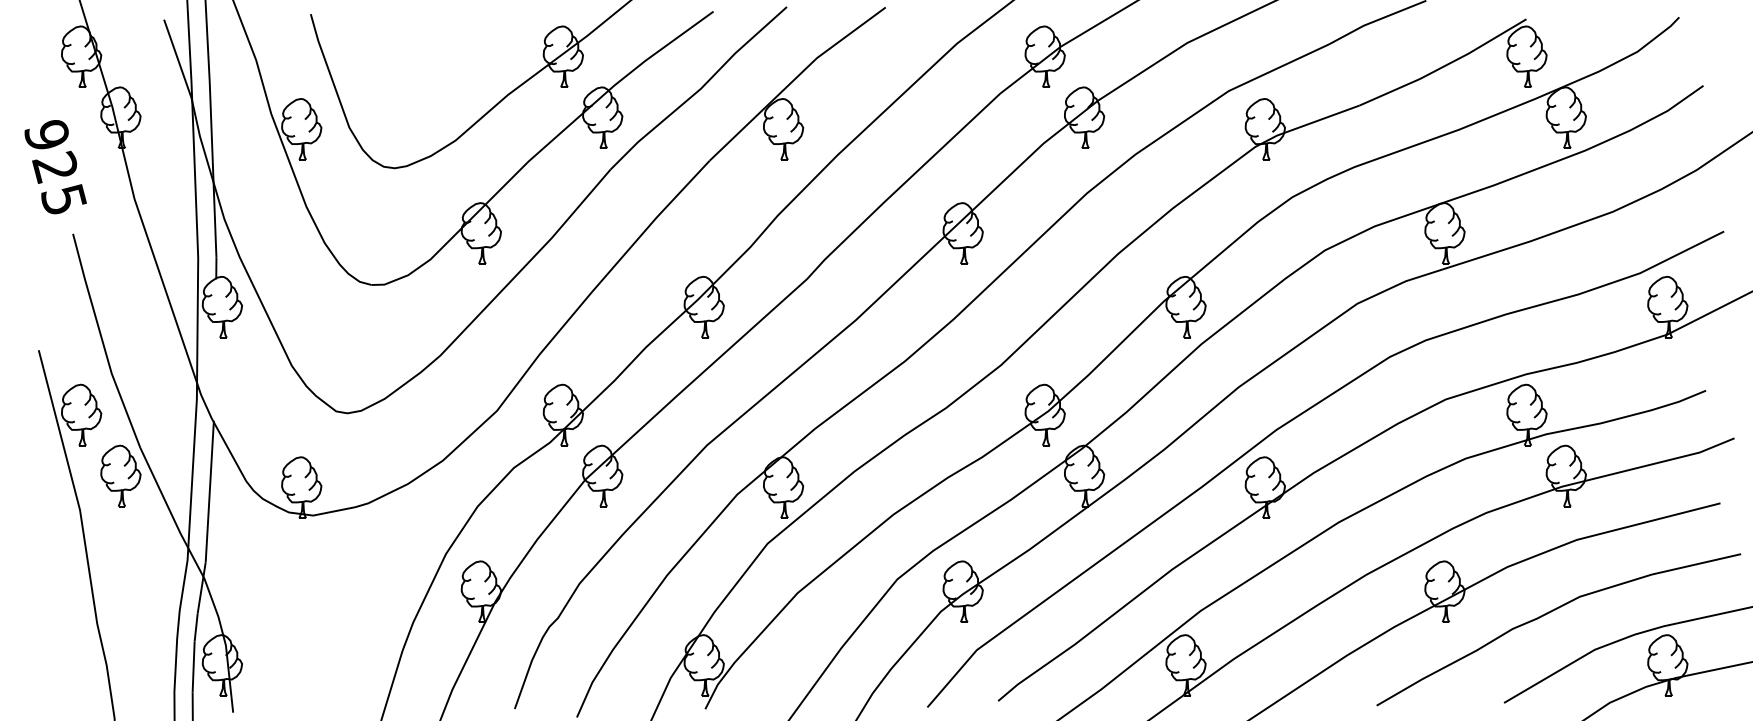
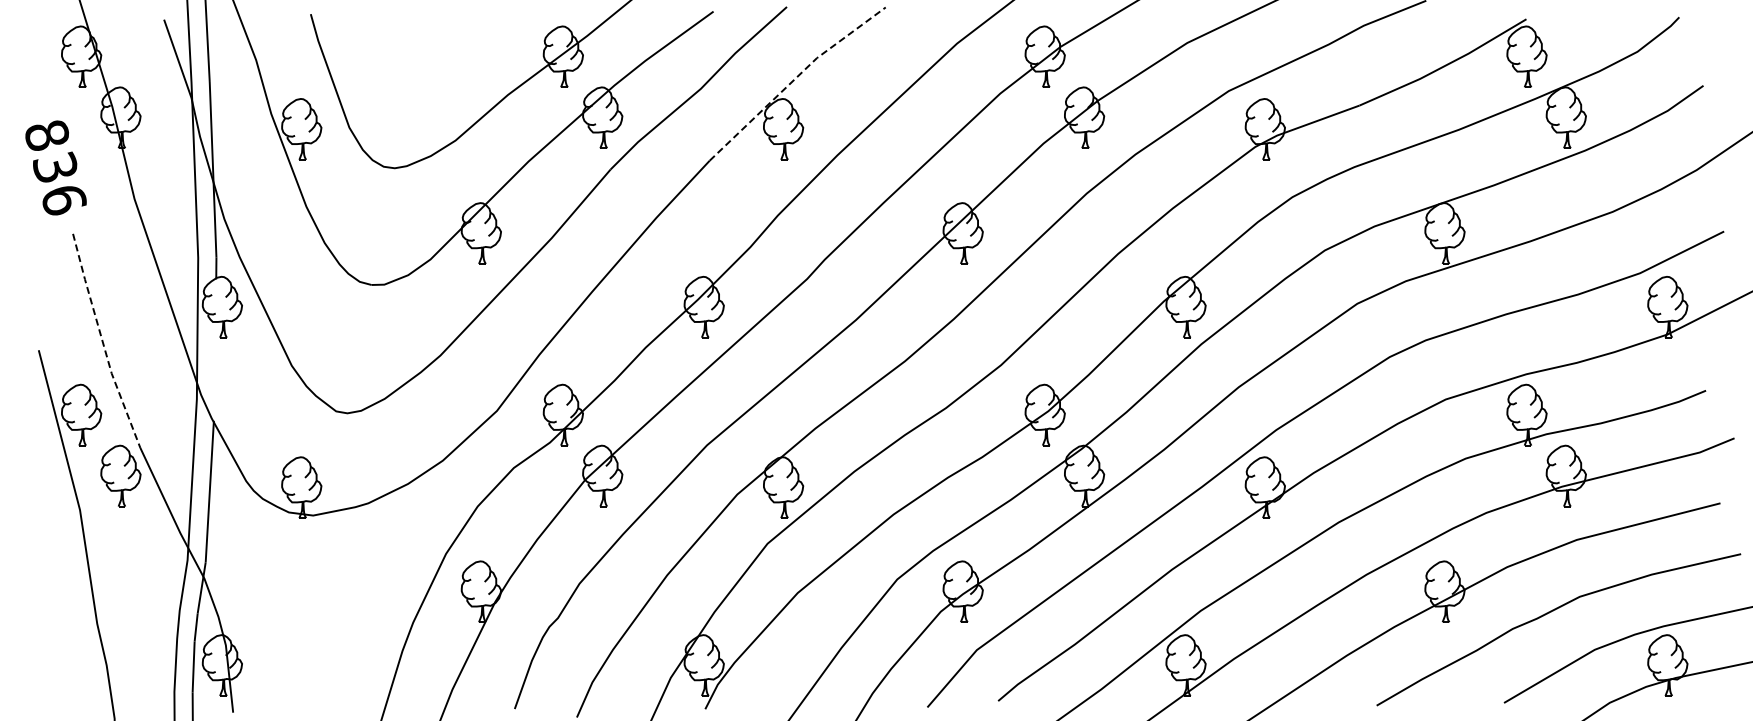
line: solid -> dashed (794, 79)
text: 925 -> 836 (55, 167)
line: solid -> dashed (102, 342)
